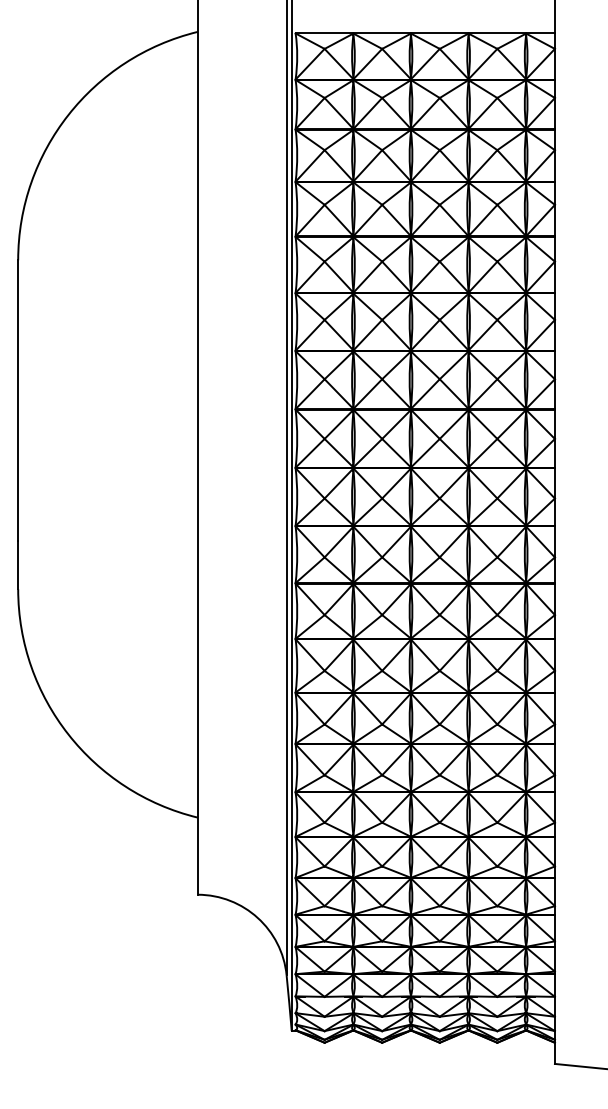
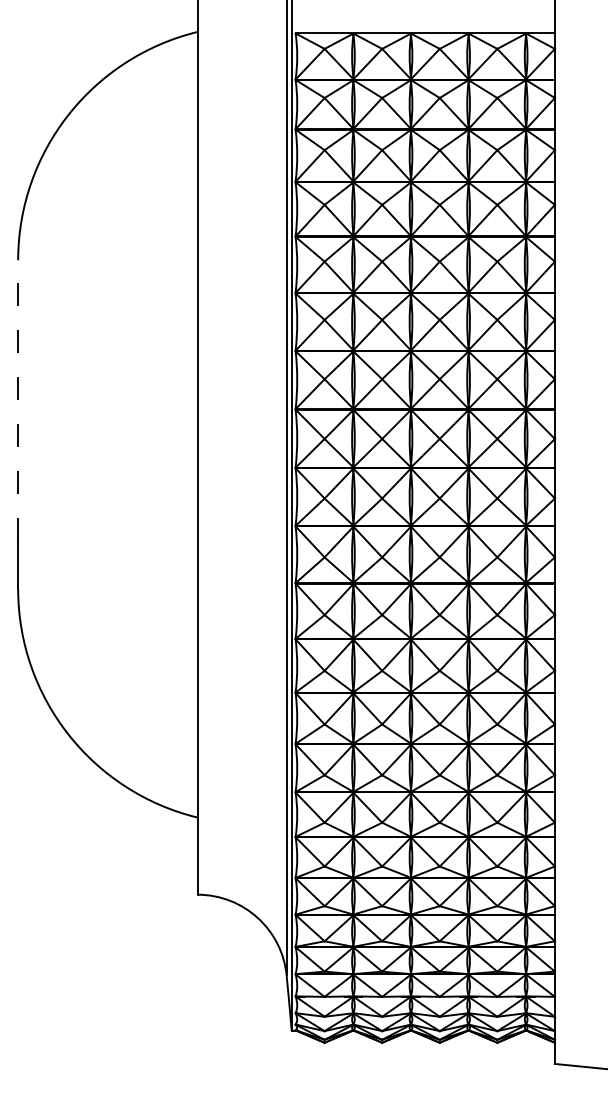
line: solid -> dashed (18, 400)
